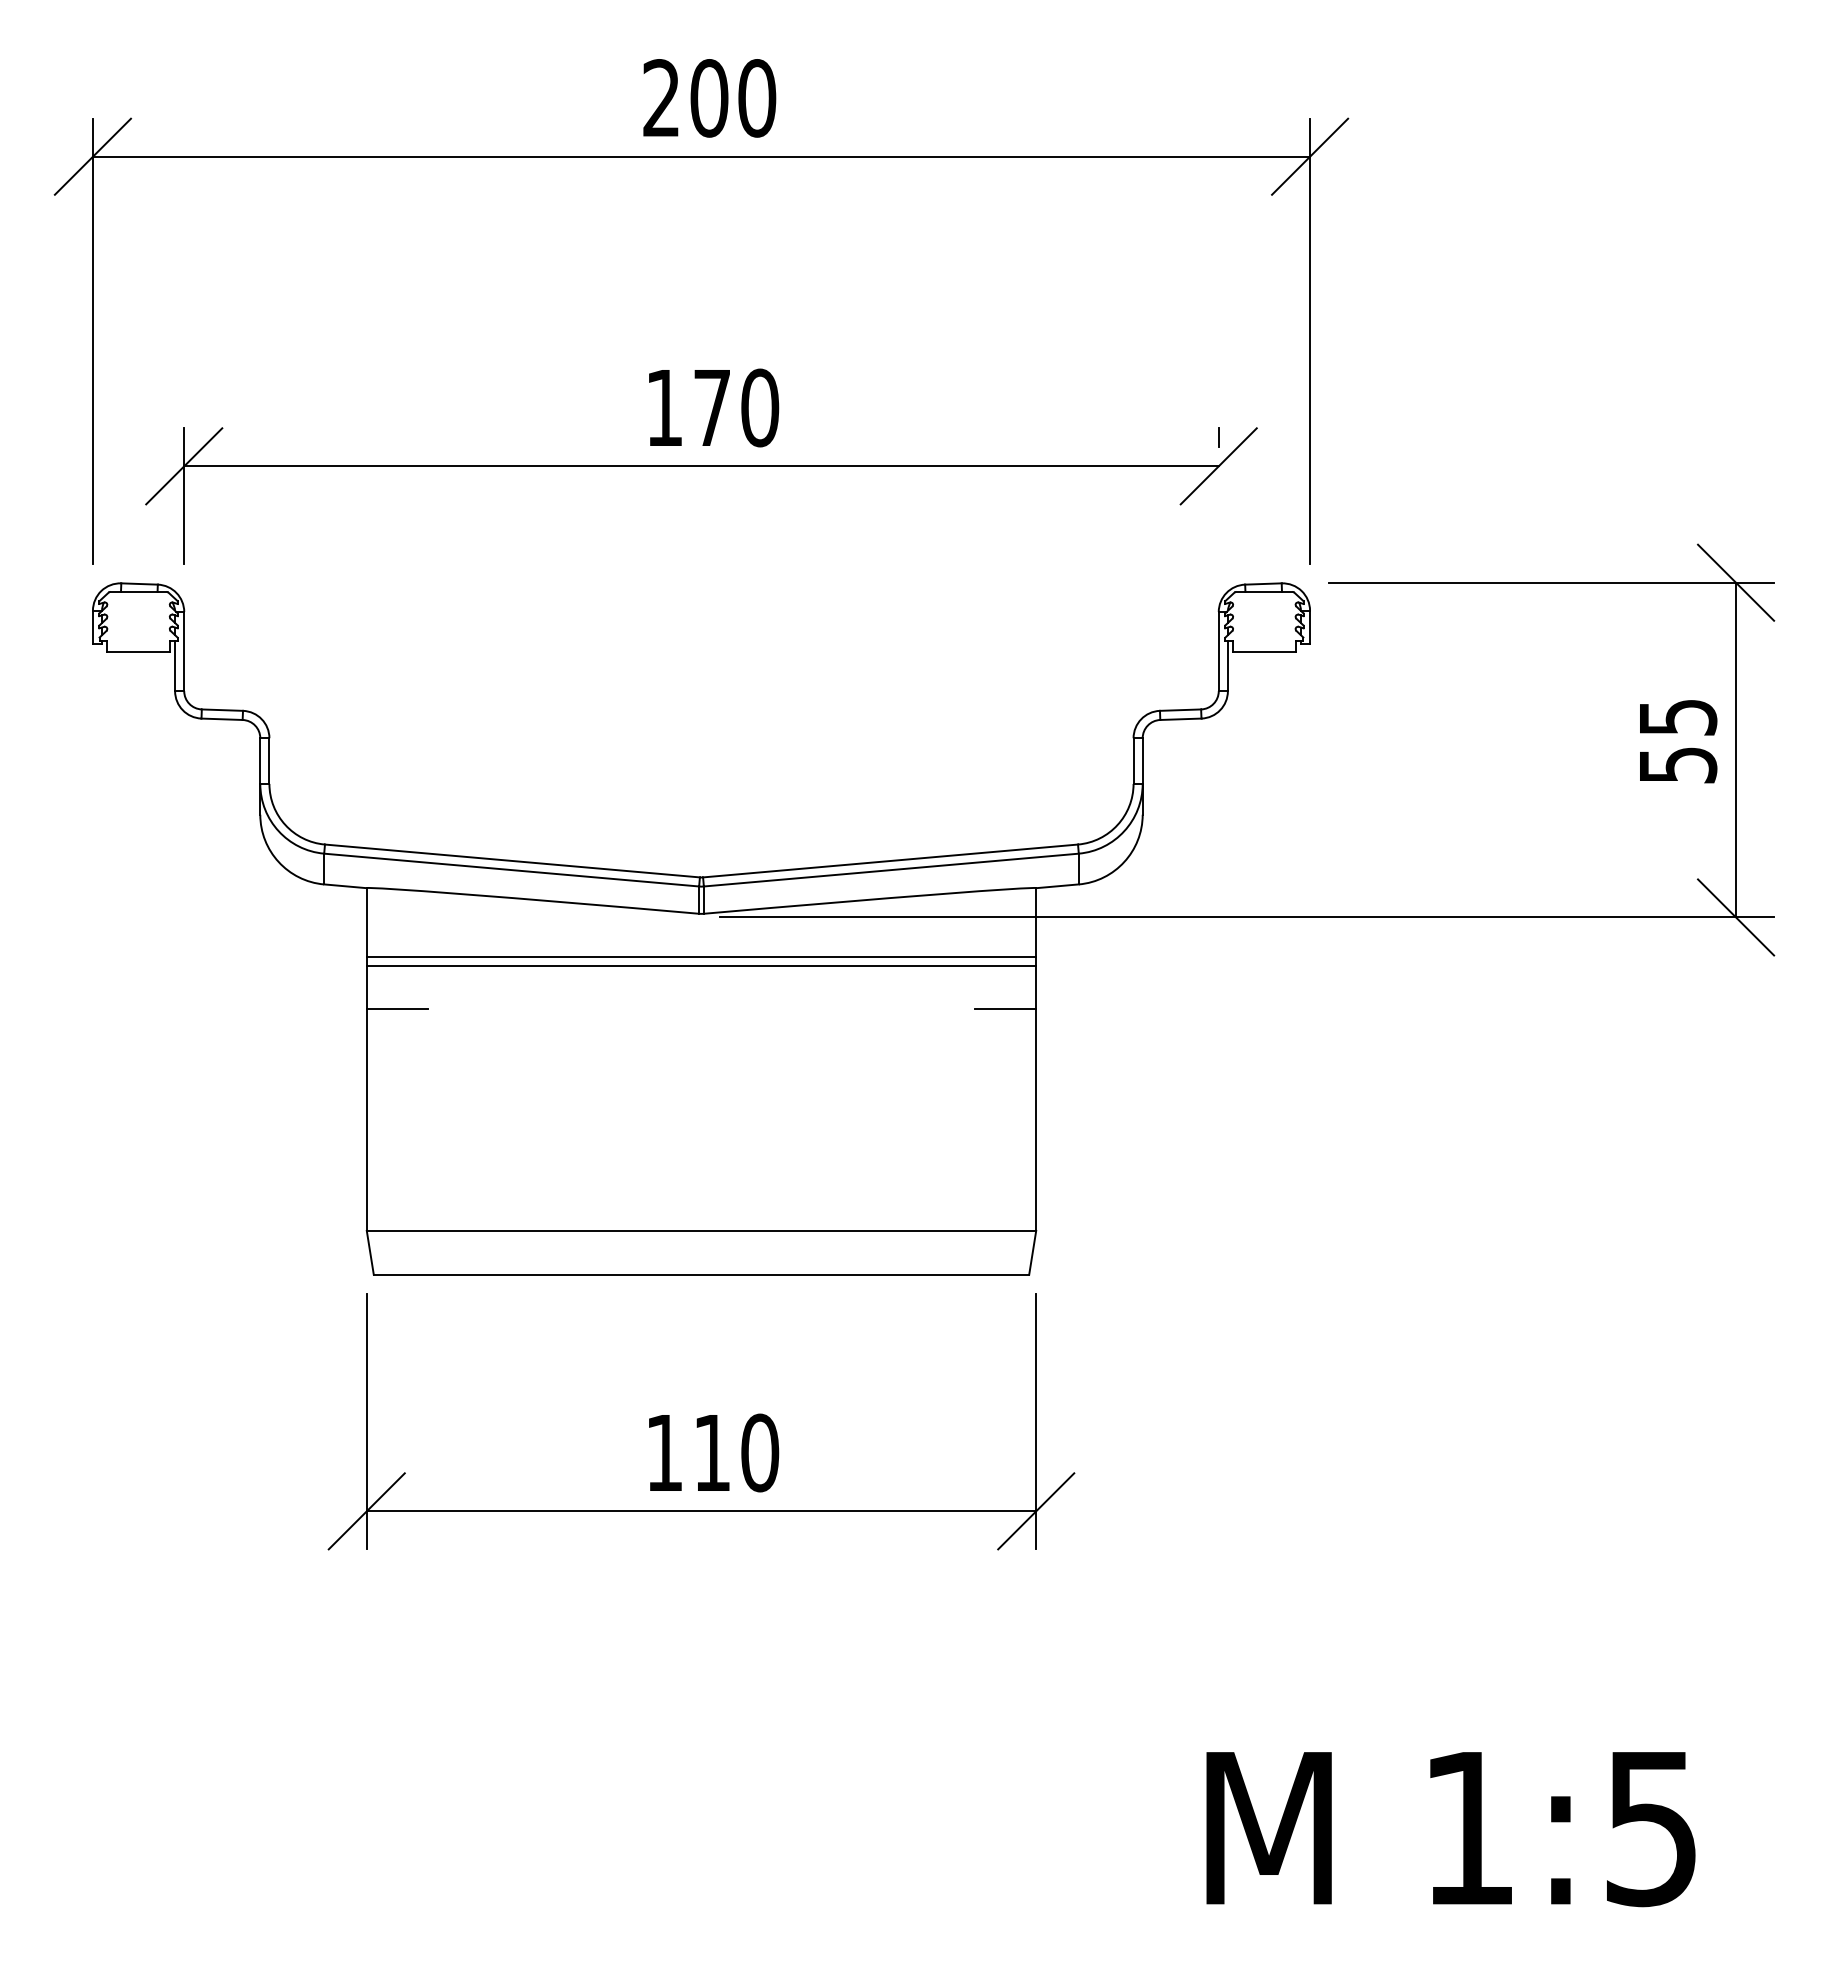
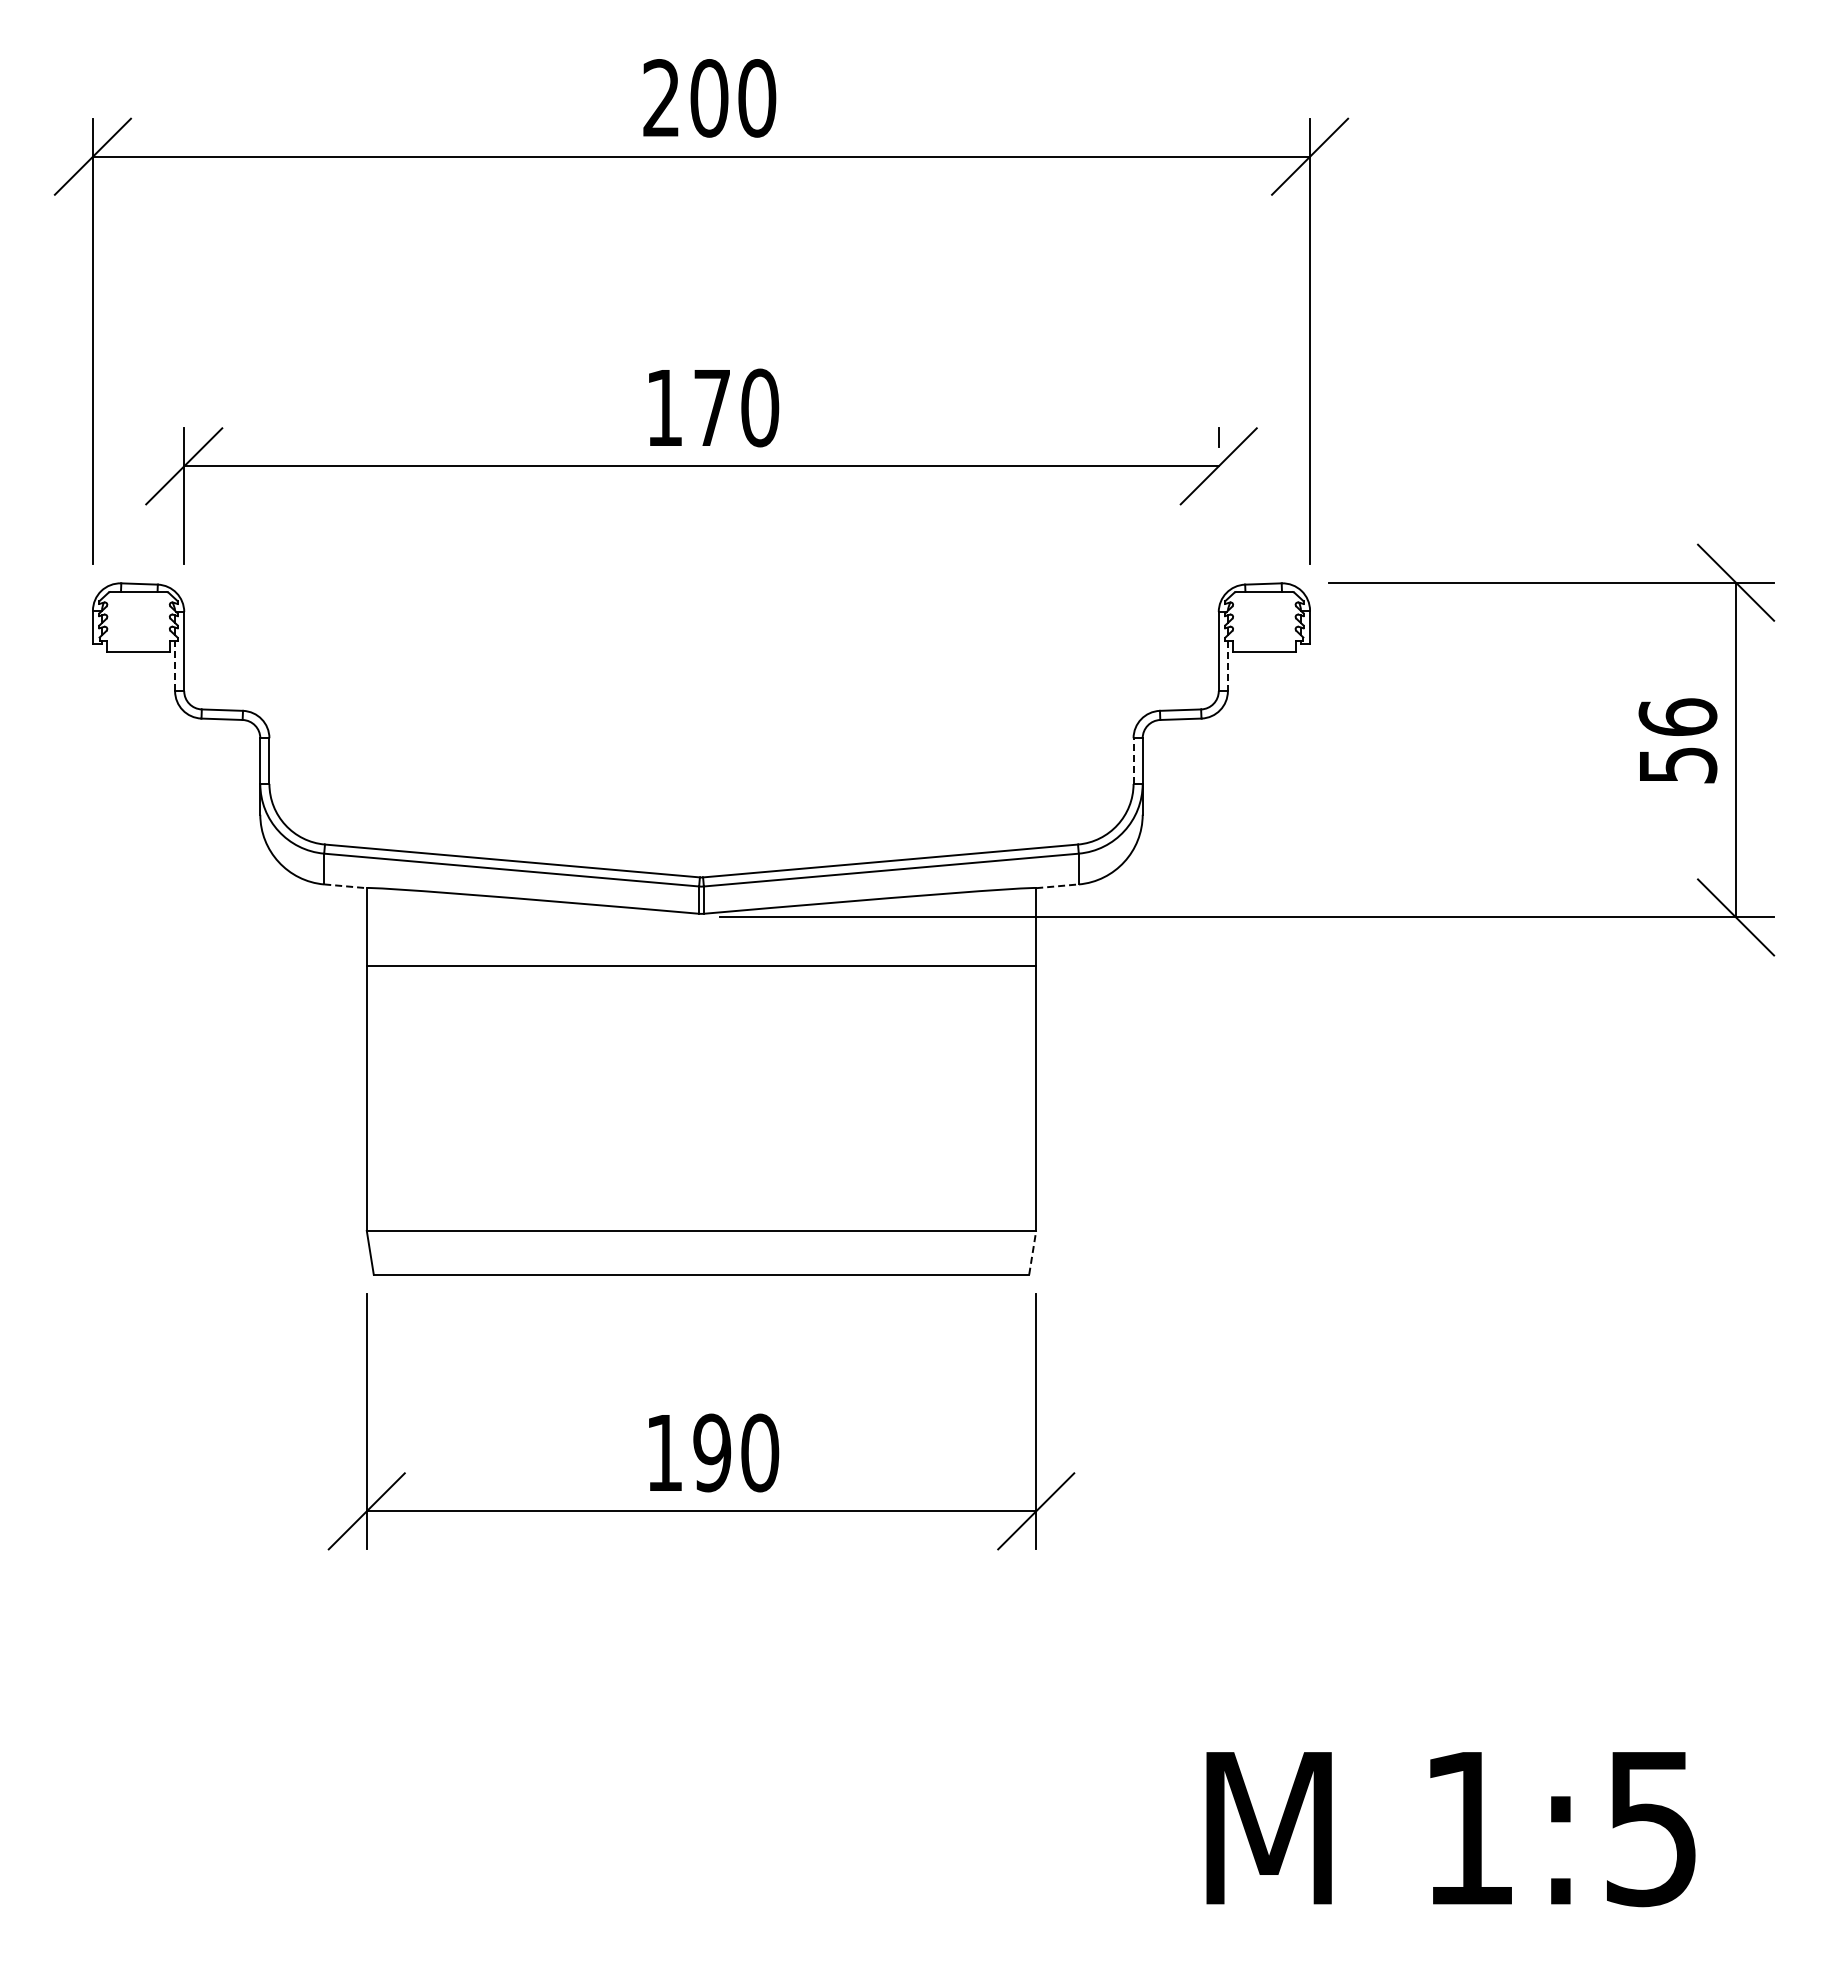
line: solid -> dashed (175, 665)
line: solid -> dashed (1227, 666)
text: 55 -> 56 (1677, 716)
line: solid -> dashed (1133, 761)
line: solid -> dashed (346, 886)
line: solid -> dashed (1058, 886)
line: present -> none (701, 957)
line: present -> none (396, 1008)
line: present -> none (1005, 1008)
line: solid -> dashed (1032, 1252)
text: 110 -> 190 (712, 1452)
